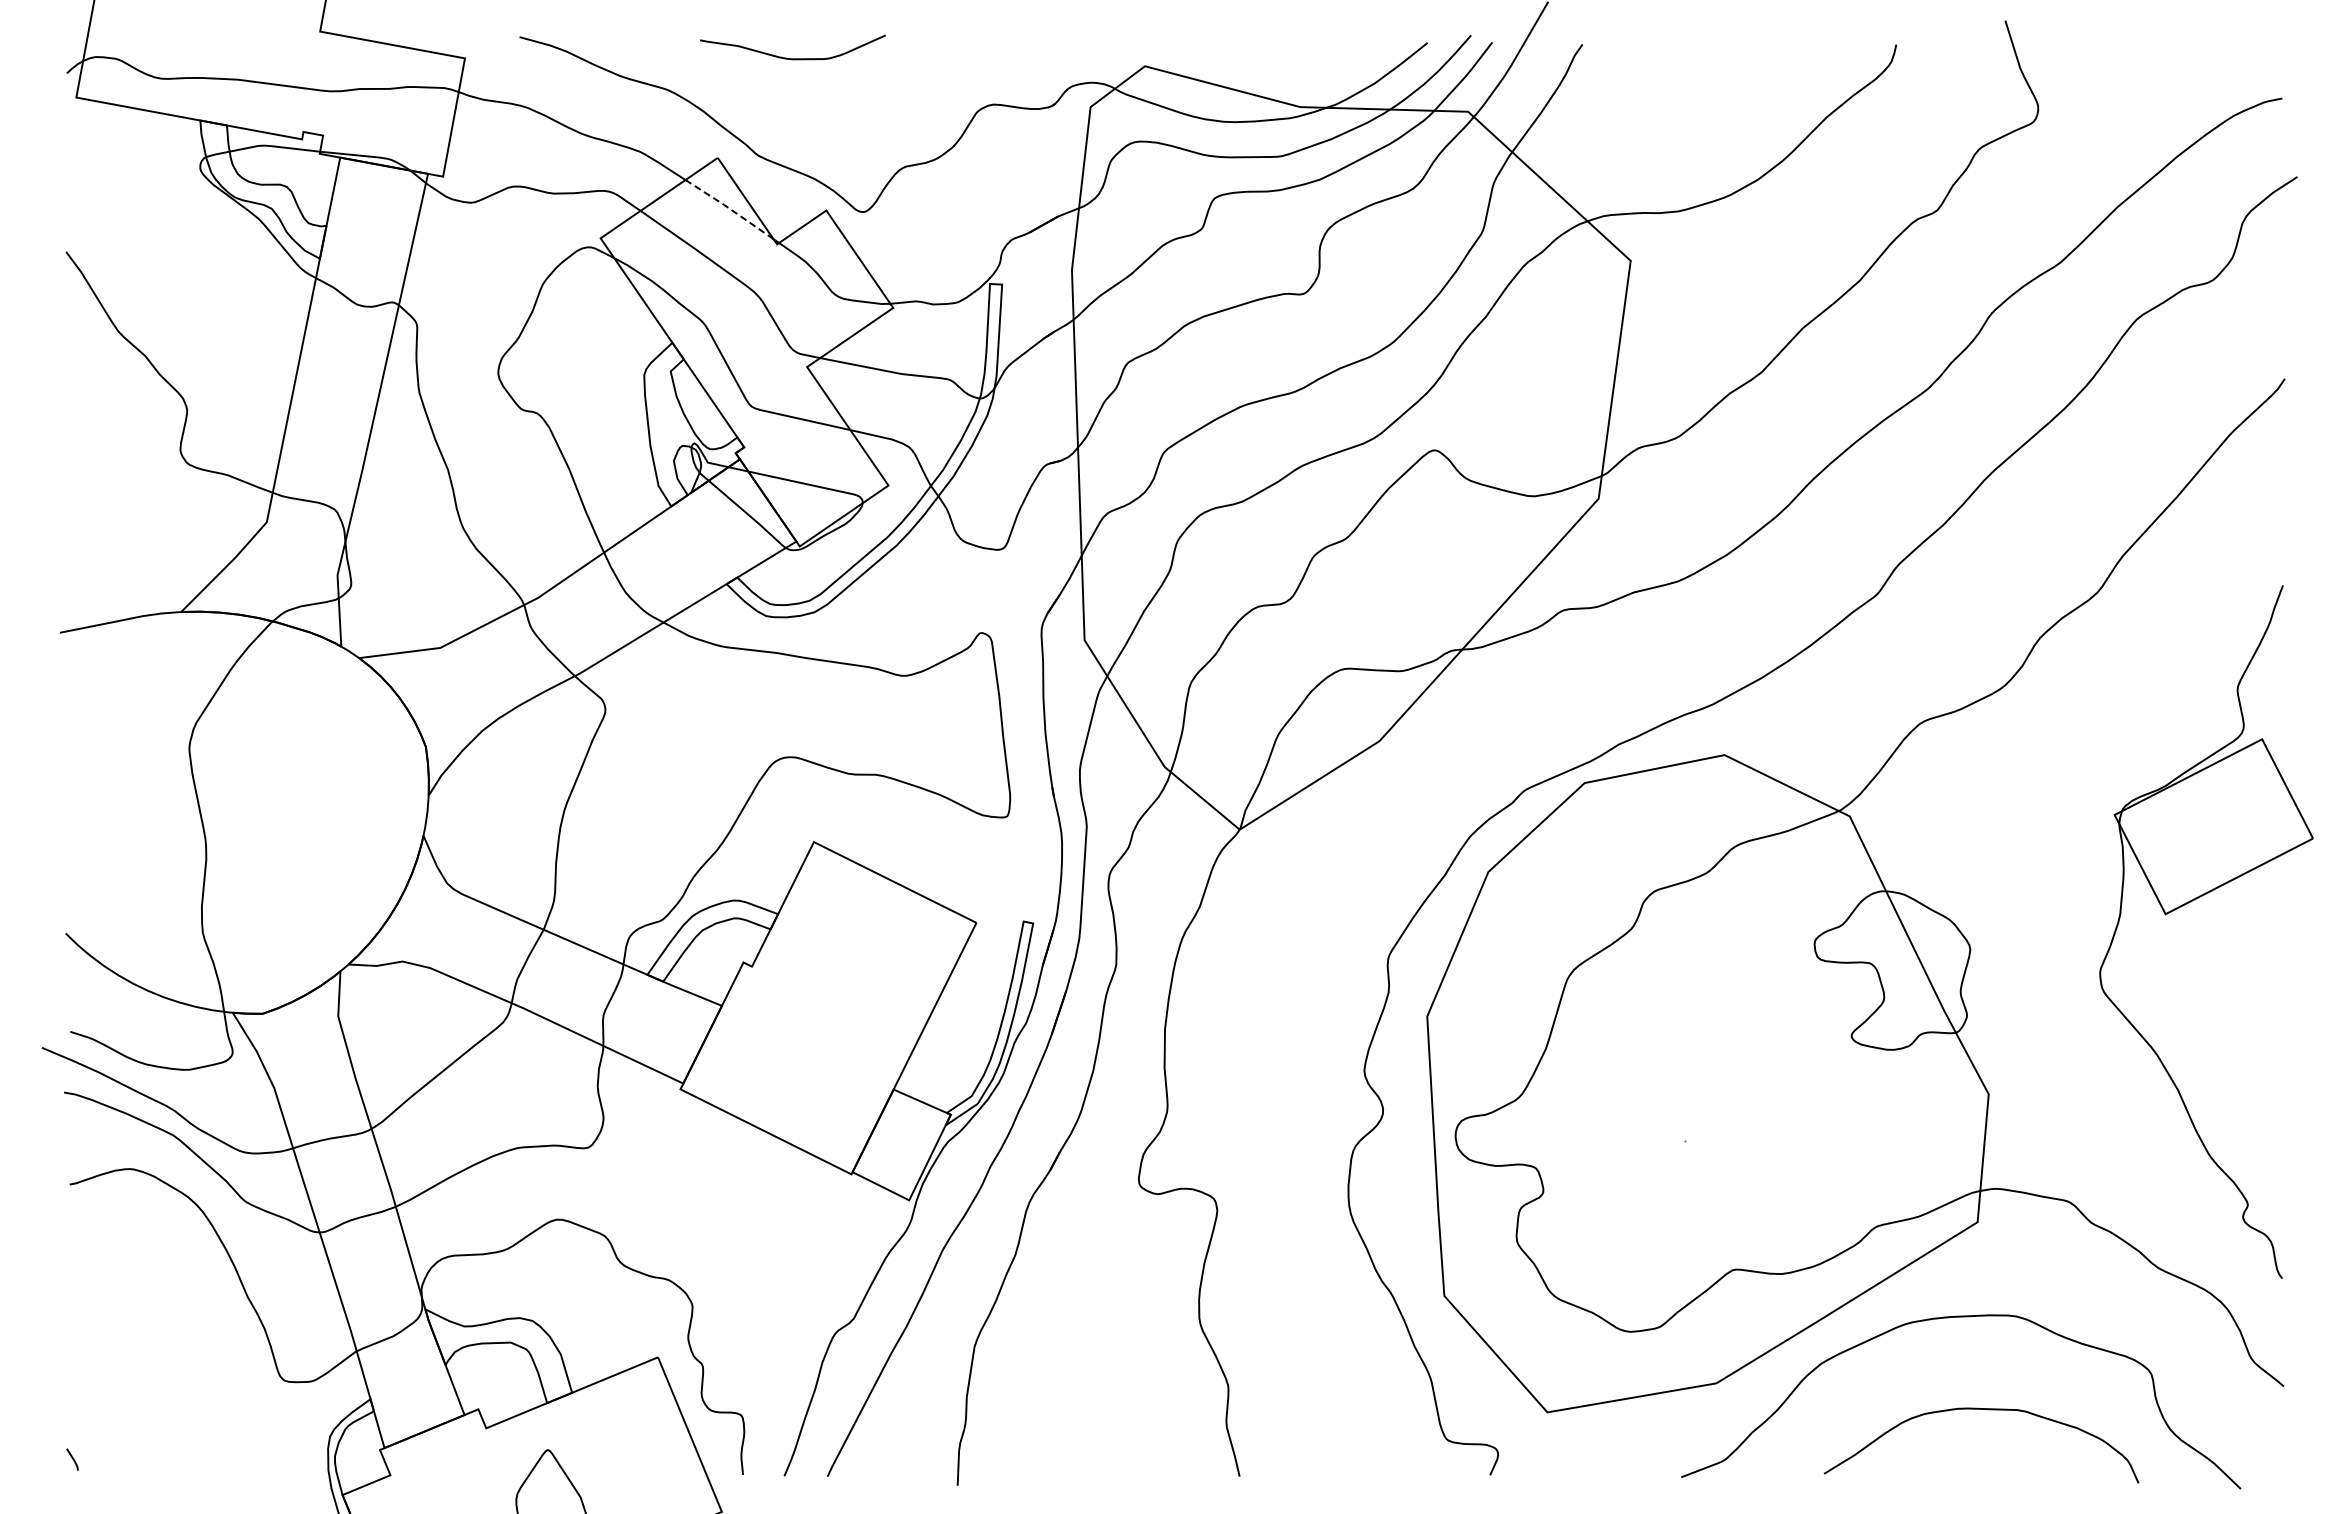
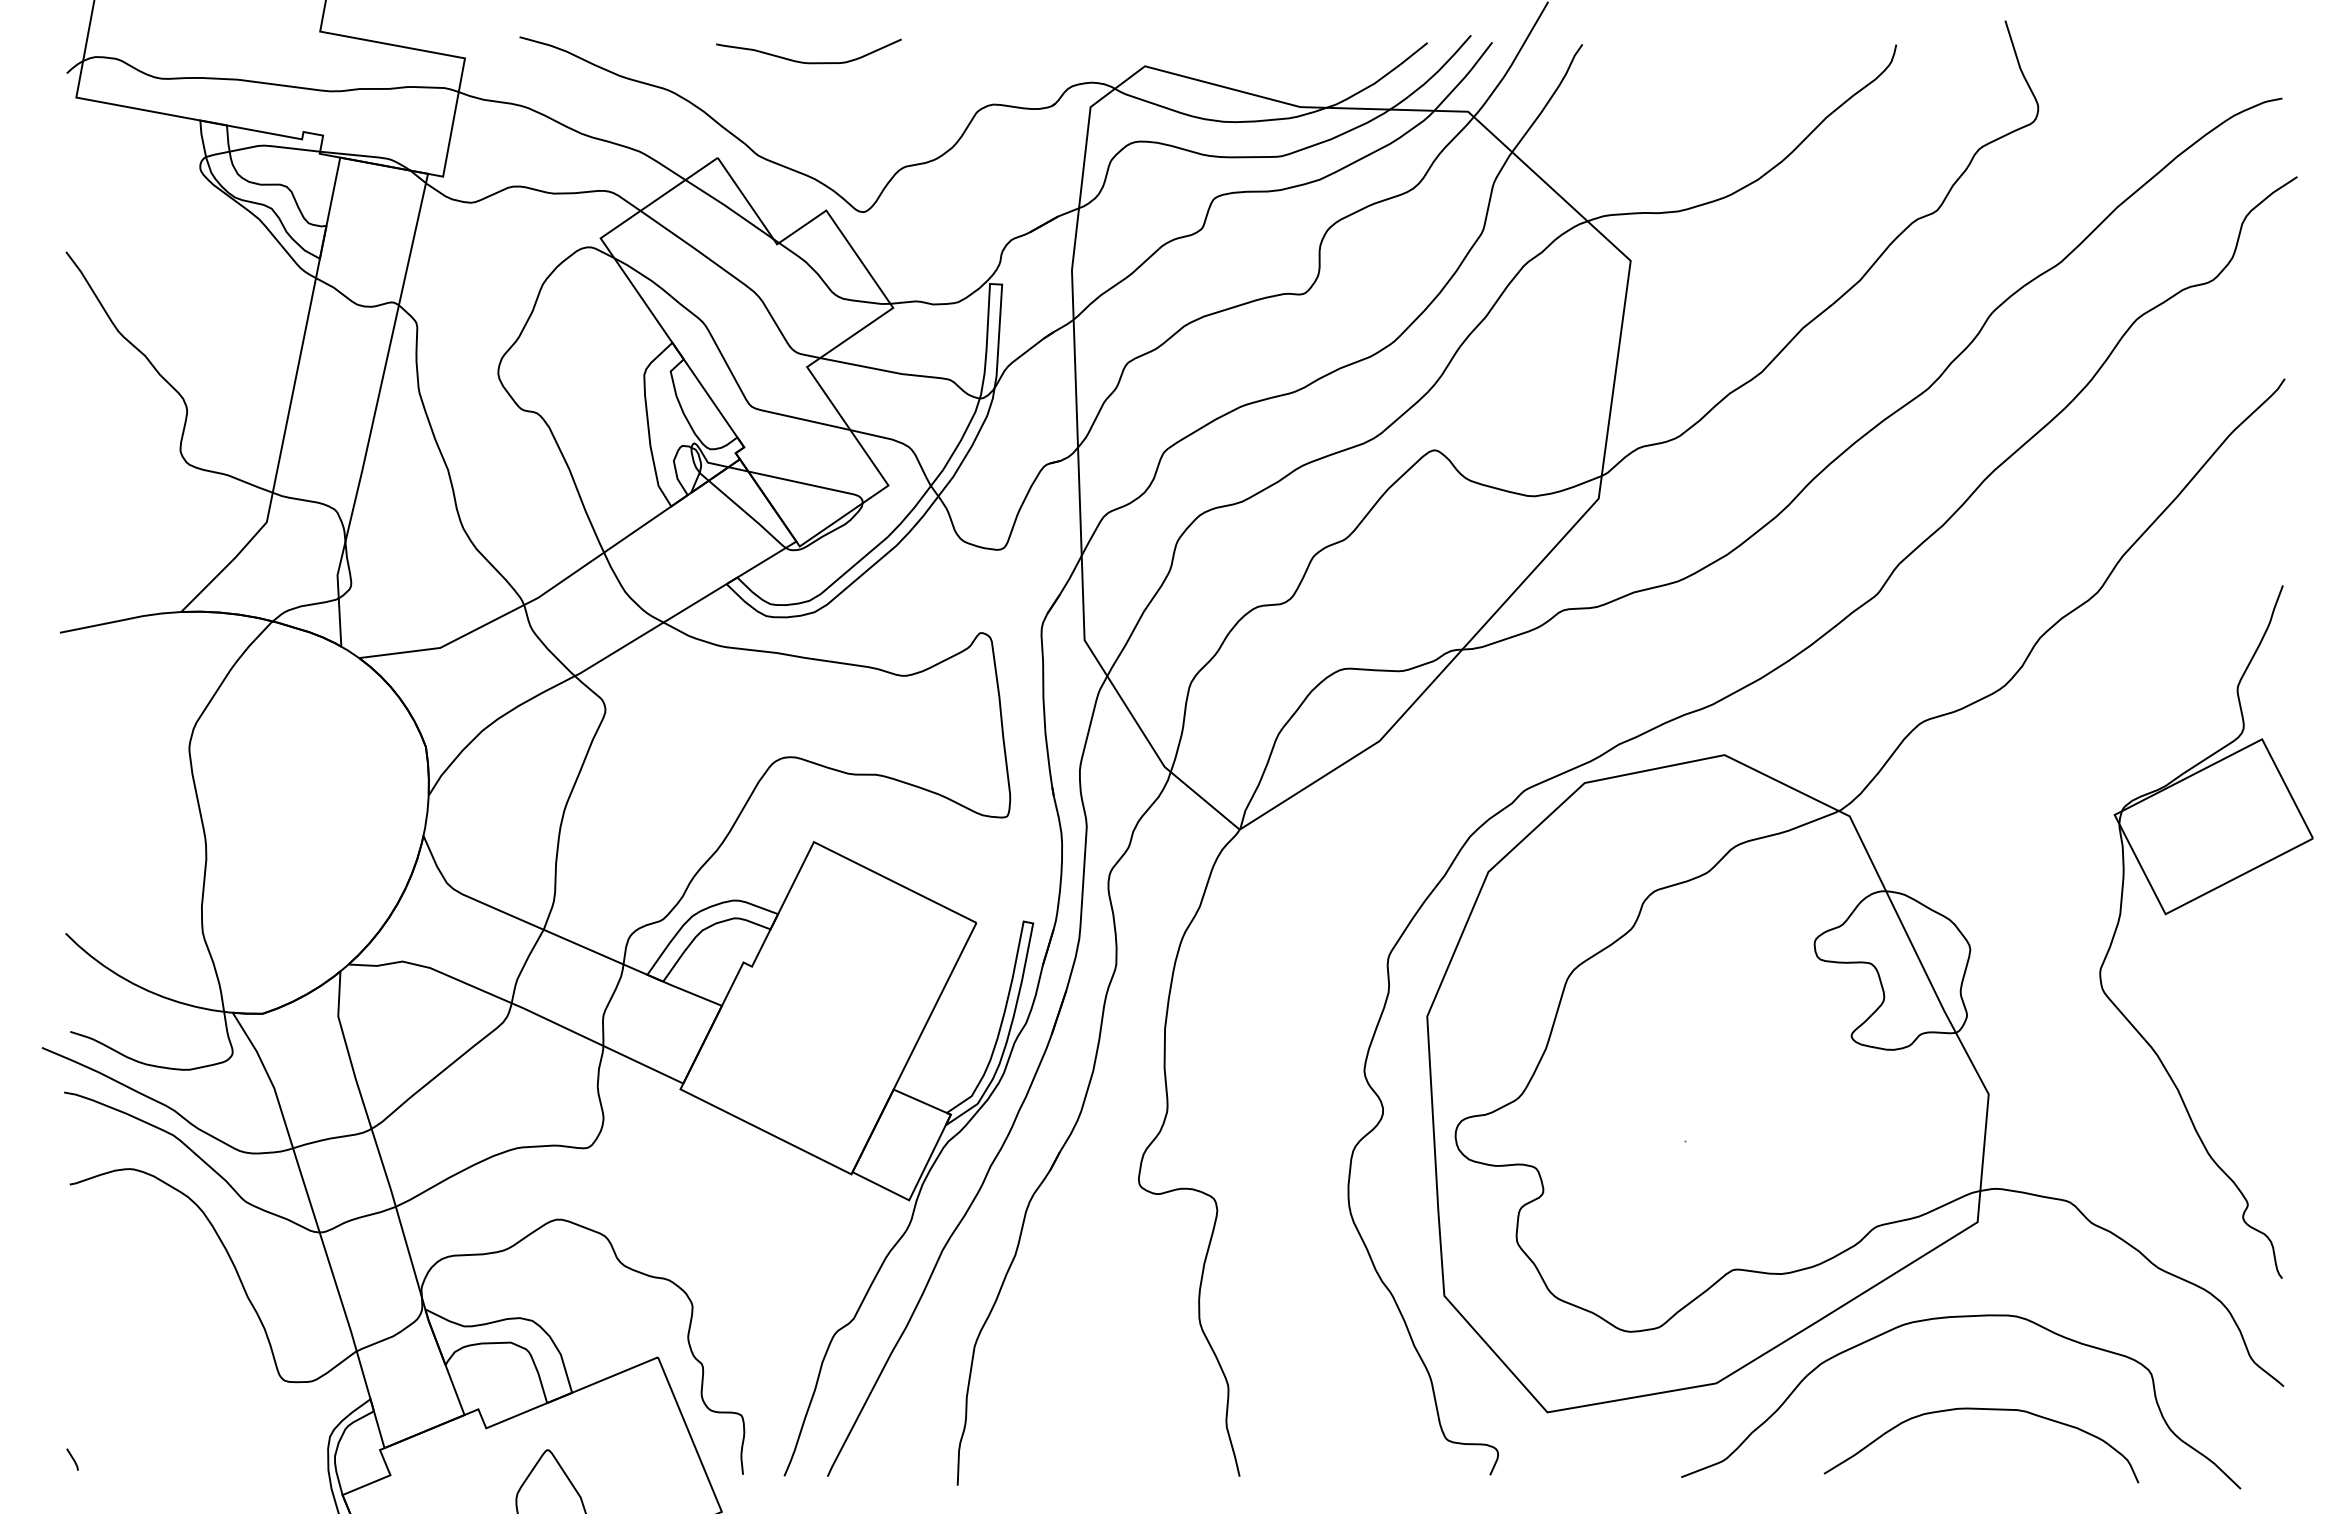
curve position: (792, 58) -> (808, 62) (808, 62)
line: dashed -> solid (729, 208)
